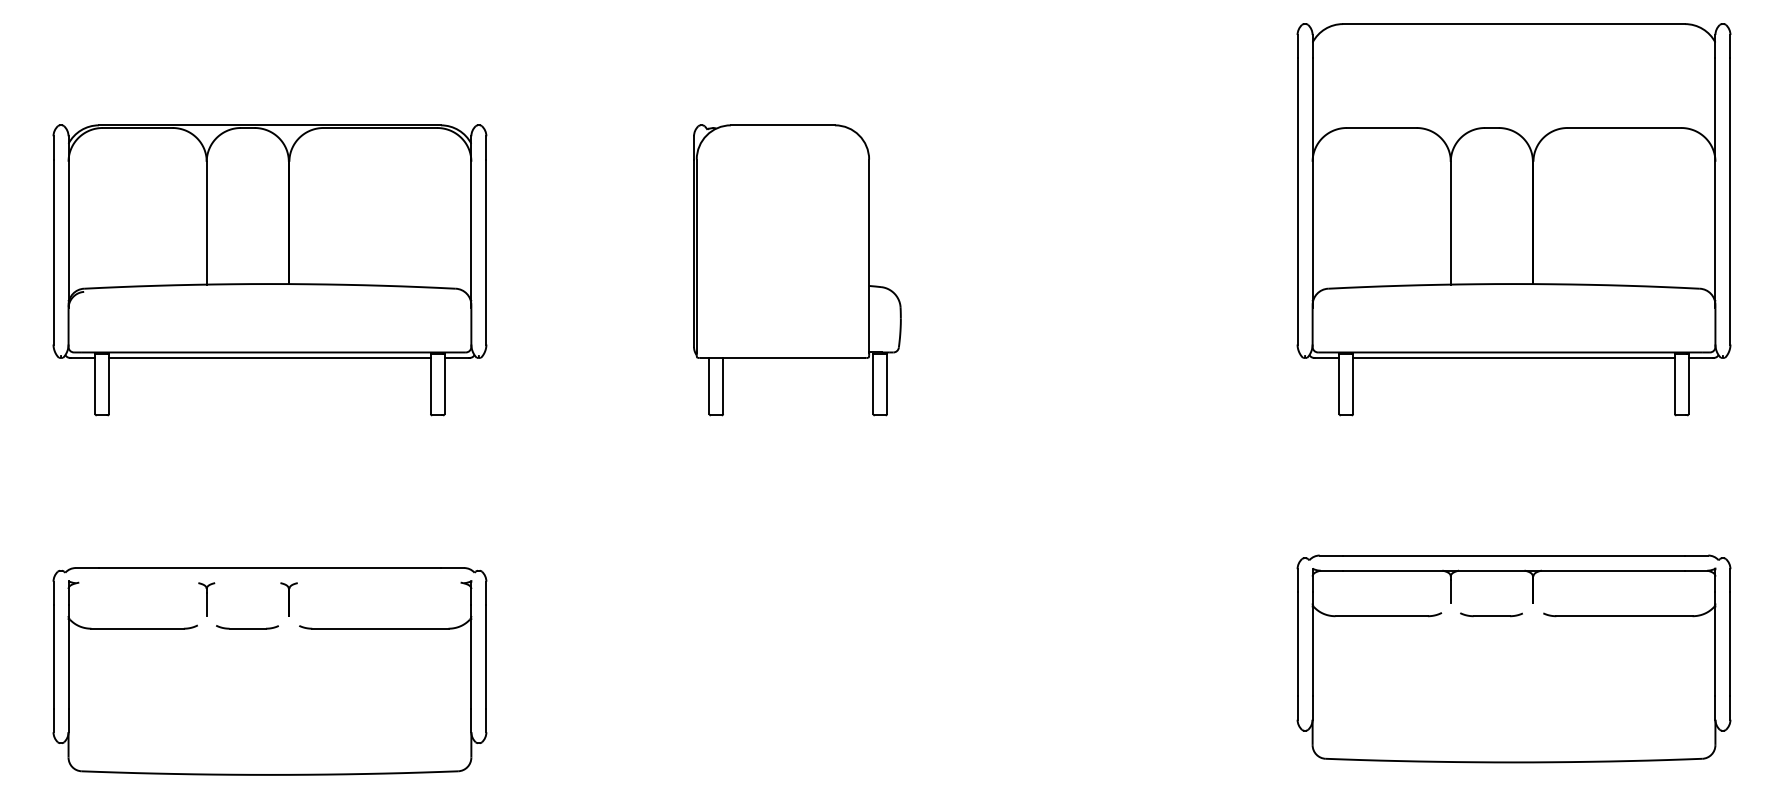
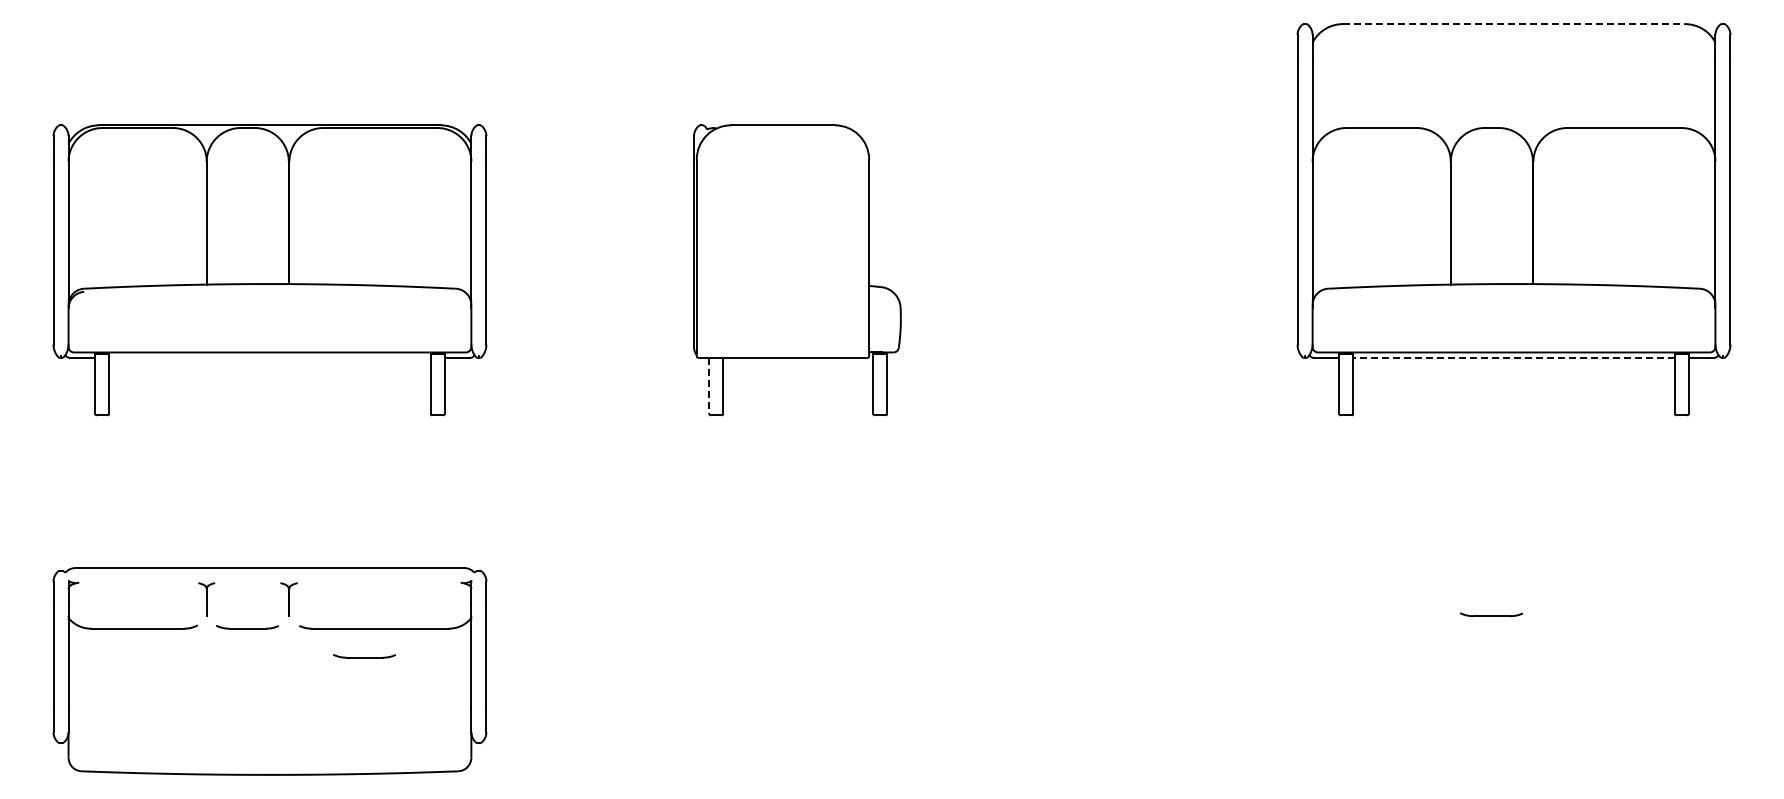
line: solid -> dashed (1514, 24)
line: present -> none (269, 357)
line: solid -> dashed (1514, 357)
line: solid -> dashed (709, 386)
part: none -> present (364, 656)
part: present -> none (1513, 658)
